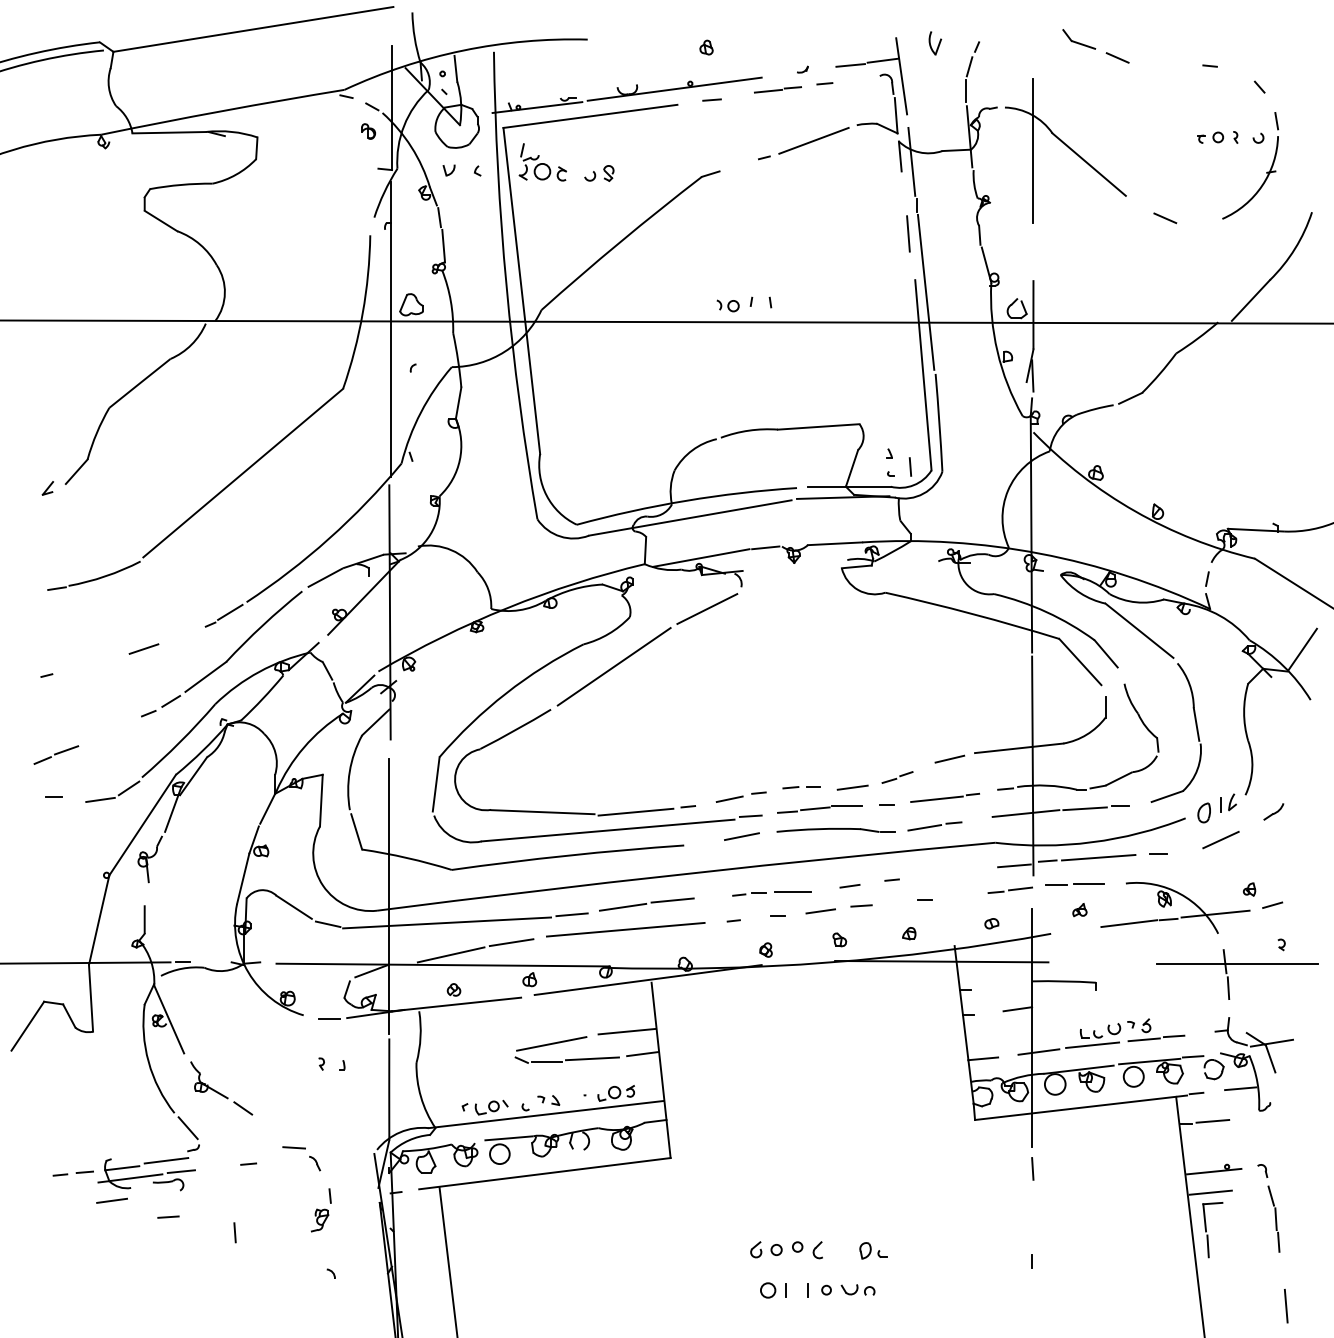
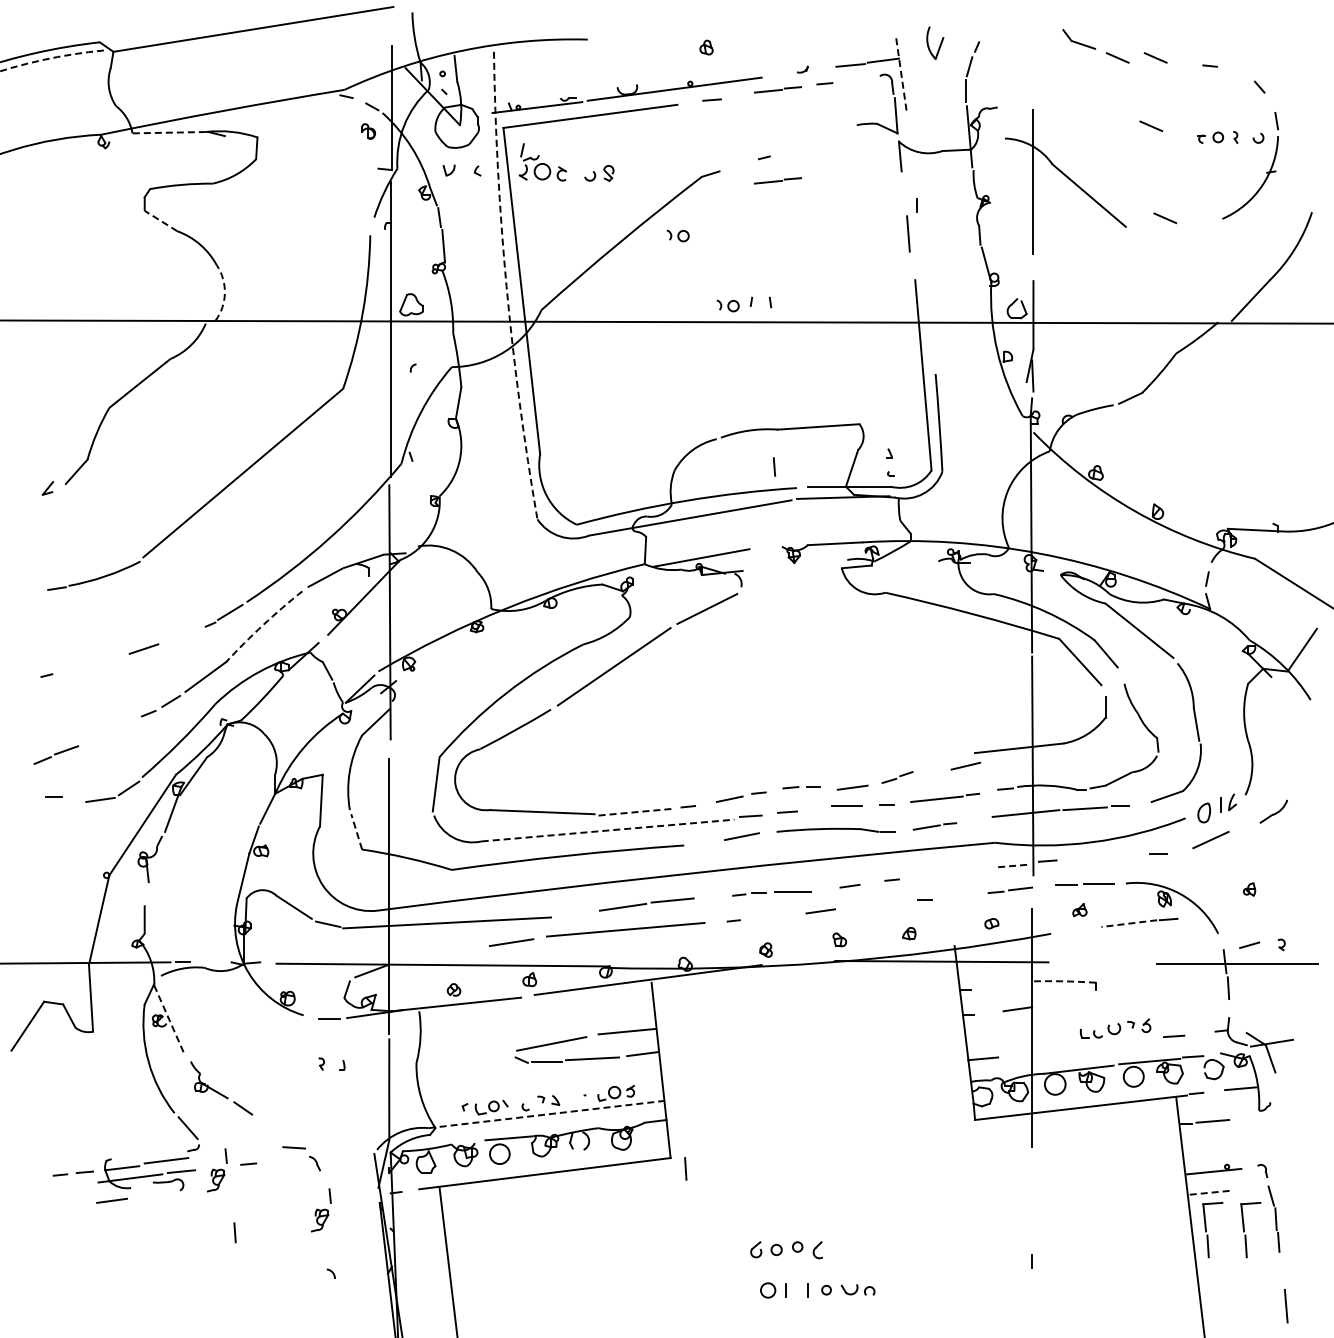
part size: 15x25 px -> 19x34 px (935, 42)
line: none -> present (1155, 57)
arc: solid -> dashed (50, 58)
line: solid -> dashed (901, 76)
line: none -> present (1151, 126)
line: solid -> dashed (169, 132)
line: present -> none (813, 140)
part position: (1065, 150) -> (1065, 181) (1065, 181)
line: present -> none (911, 161)
line: none -> present (777, 180)
line: solid -> dashed (160, 220)
part: none -> present (677, 235)
arc: solid -> dashed (506, 286)
line: present -> none (925, 291)
arc: solid -> dashed (224, 293)
line position: (910, 466) -> (774, 466) (774, 466)
line: present -> none (765, 547)
arc: solid -> dashed (262, 625)
line position: (949, 758) -> (965, 765) (965, 765)
line: present -> none (815, 808)
part size: 22x18 px -> 29x25 px (1273, 811)
line: solid -> dashed (635, 812)
part size: 56x11 px -> 46x9 px (934, 826)
line: solid -> dashed (608, 830)
line: solid -> dashed (356, 831)
line position: (1220, 840) -> (1210, 840) (1210, 840)
line: present -> none (1098, 857)
line: solid -> dashed (1014, 865)
line position: (1074, 884) -> (1084, 884) (1084, 884)
line position: (1272, 904) -> (1249, 944) (1249, 944)
line: present -> none (861, 905)
line: present -> none (1215, 913)
line: present -> none (571, 914)
line: present -> none (777, 915)
line: solid -> dashed (1128, 923)
line: present -> none (450, 954)
arc: solid -> dashed (1064, 981)
line: solid -> dashed (169, 1019)
line: present -> none (1143, 1039)
line: present -> none (1092, 1044)
line: present -> none (1038, 1051)
line: solid -> dashed (546, 1114)
line position: (1032, 1168) -> (685, 1168) (685, 1168)
part: none -> present (217, 1170)
line: solid -> dashed (1211, 1192)
line: present -> none (168, 1216)
part: none -> present (1250, 1230)
part: present -> none (873, 1250)
